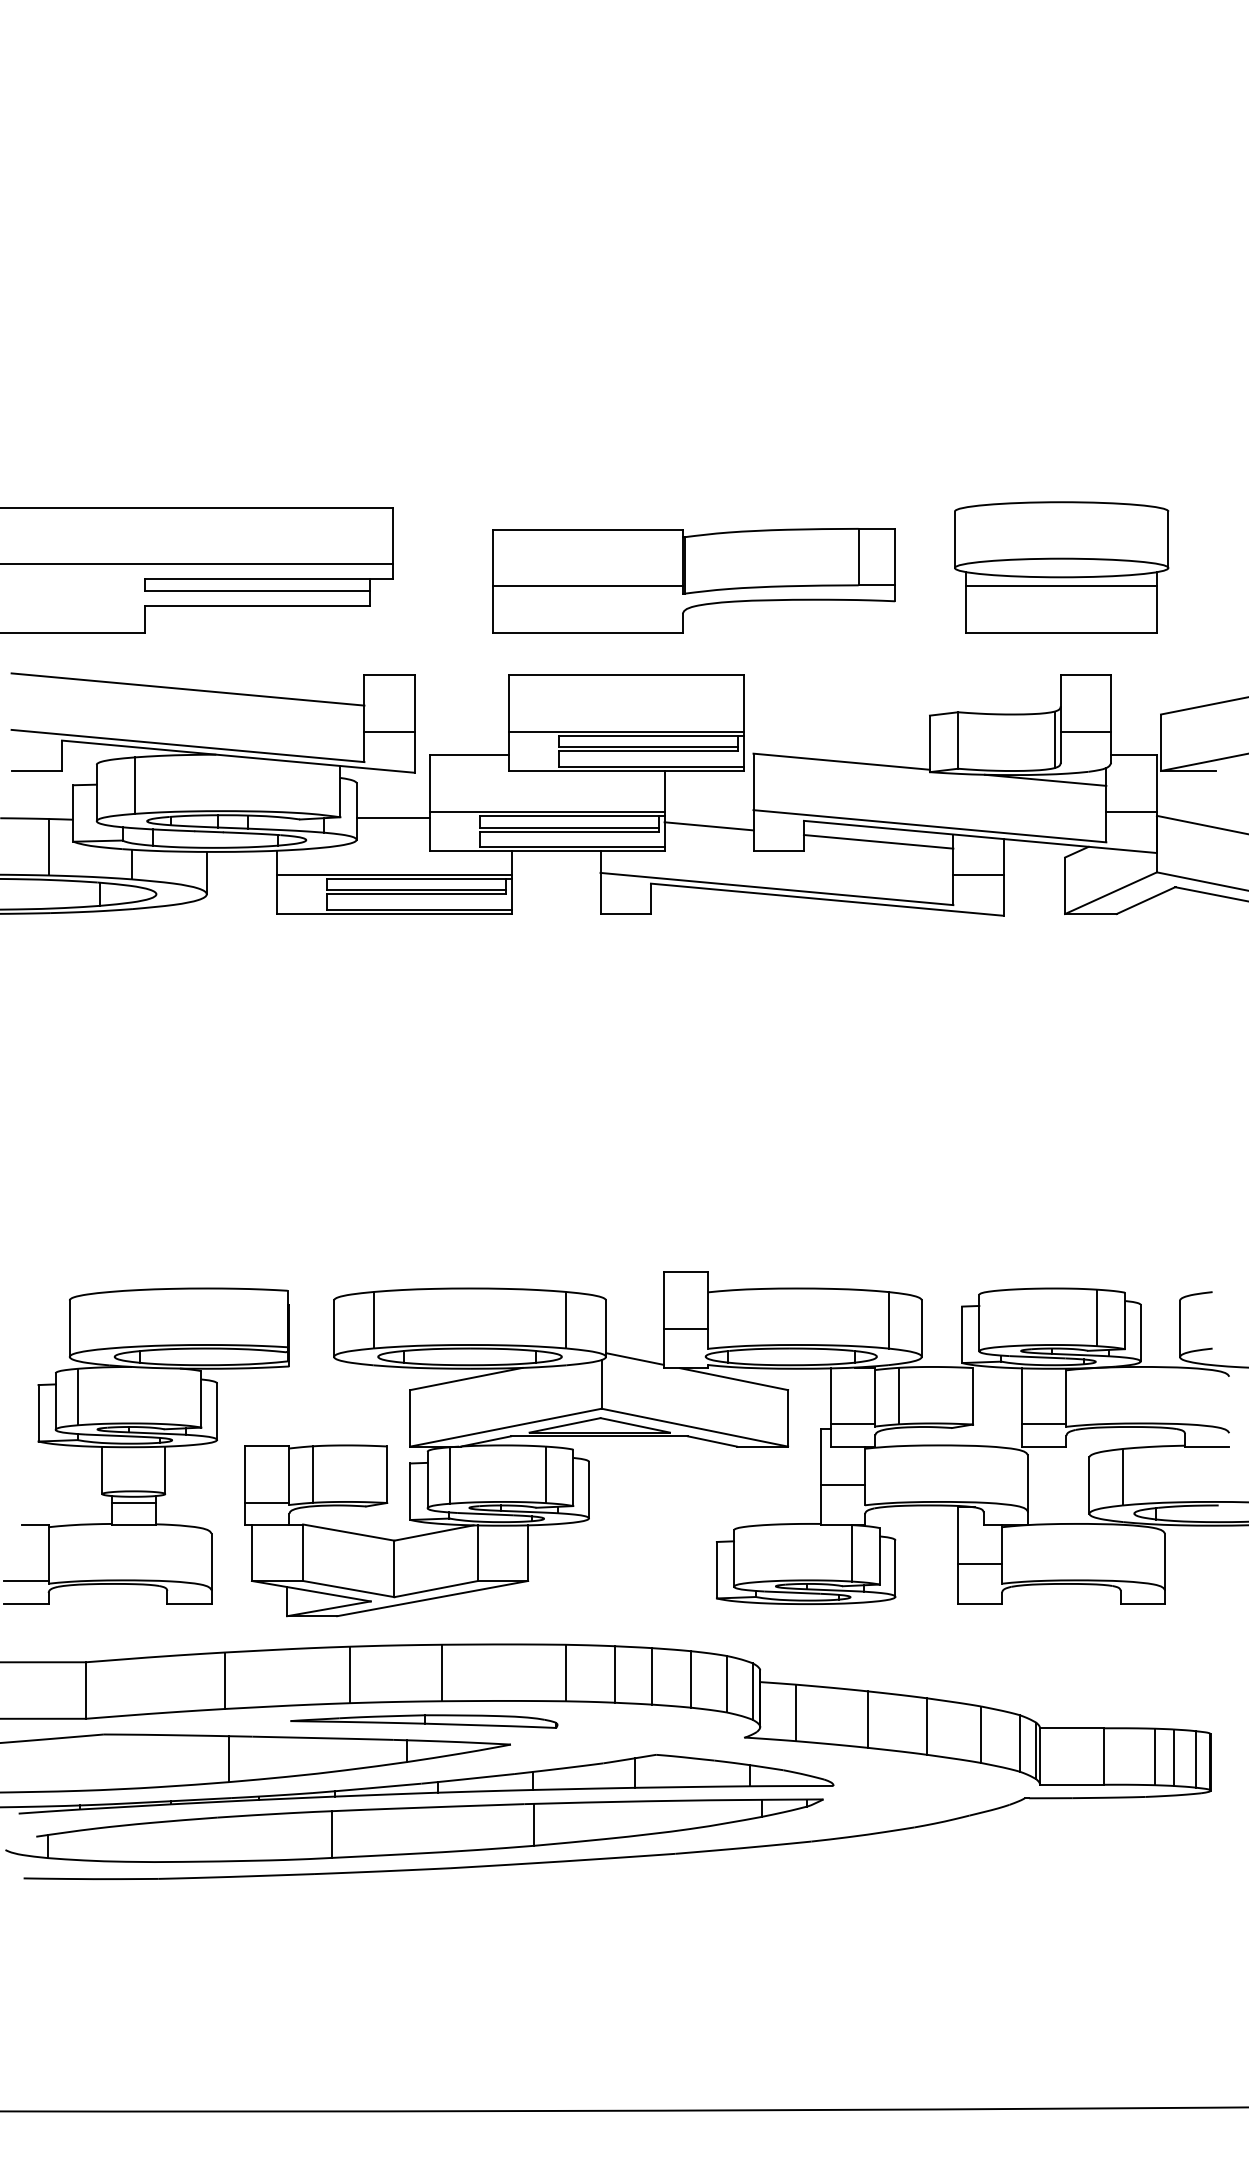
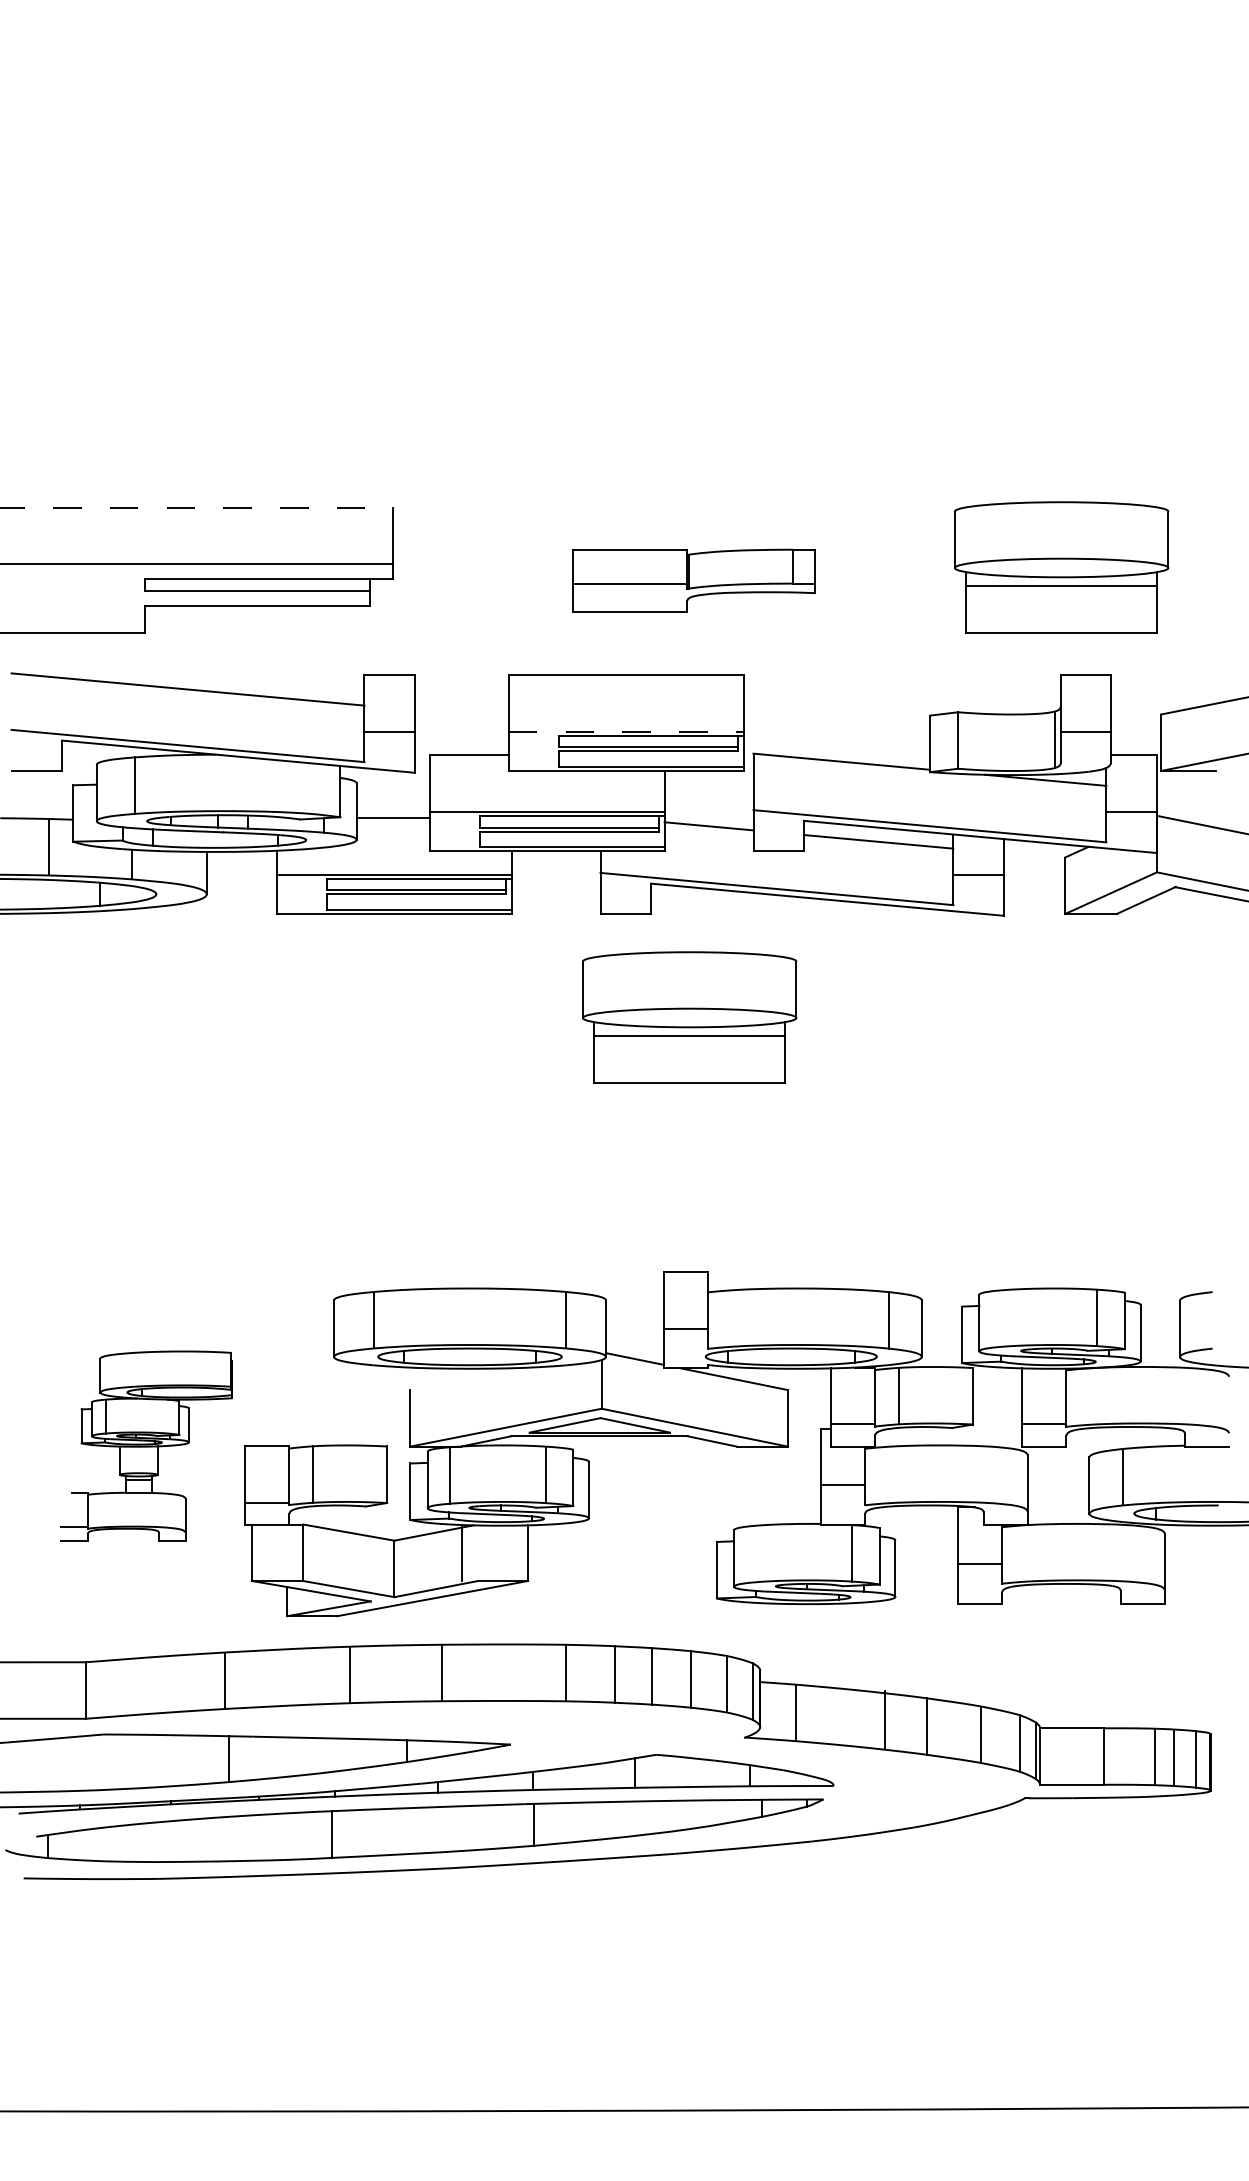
line: solid -> dashed (197, 507)
part size: 404x106 px -> 244x65 px (693, 580)
line: solid -> dashed (626, 731)
part: none -> present (689, 1017)
line: present -> none (466, 1378)
part size: 287x318 px -> 173x192 px (146, 1445)
line position: (478, 1552) -> (462, 1552) (462, 1552)
line position: (867, 1719) -> (884, 1719) (884, 1719)
part: present -> none (424, 1721)
